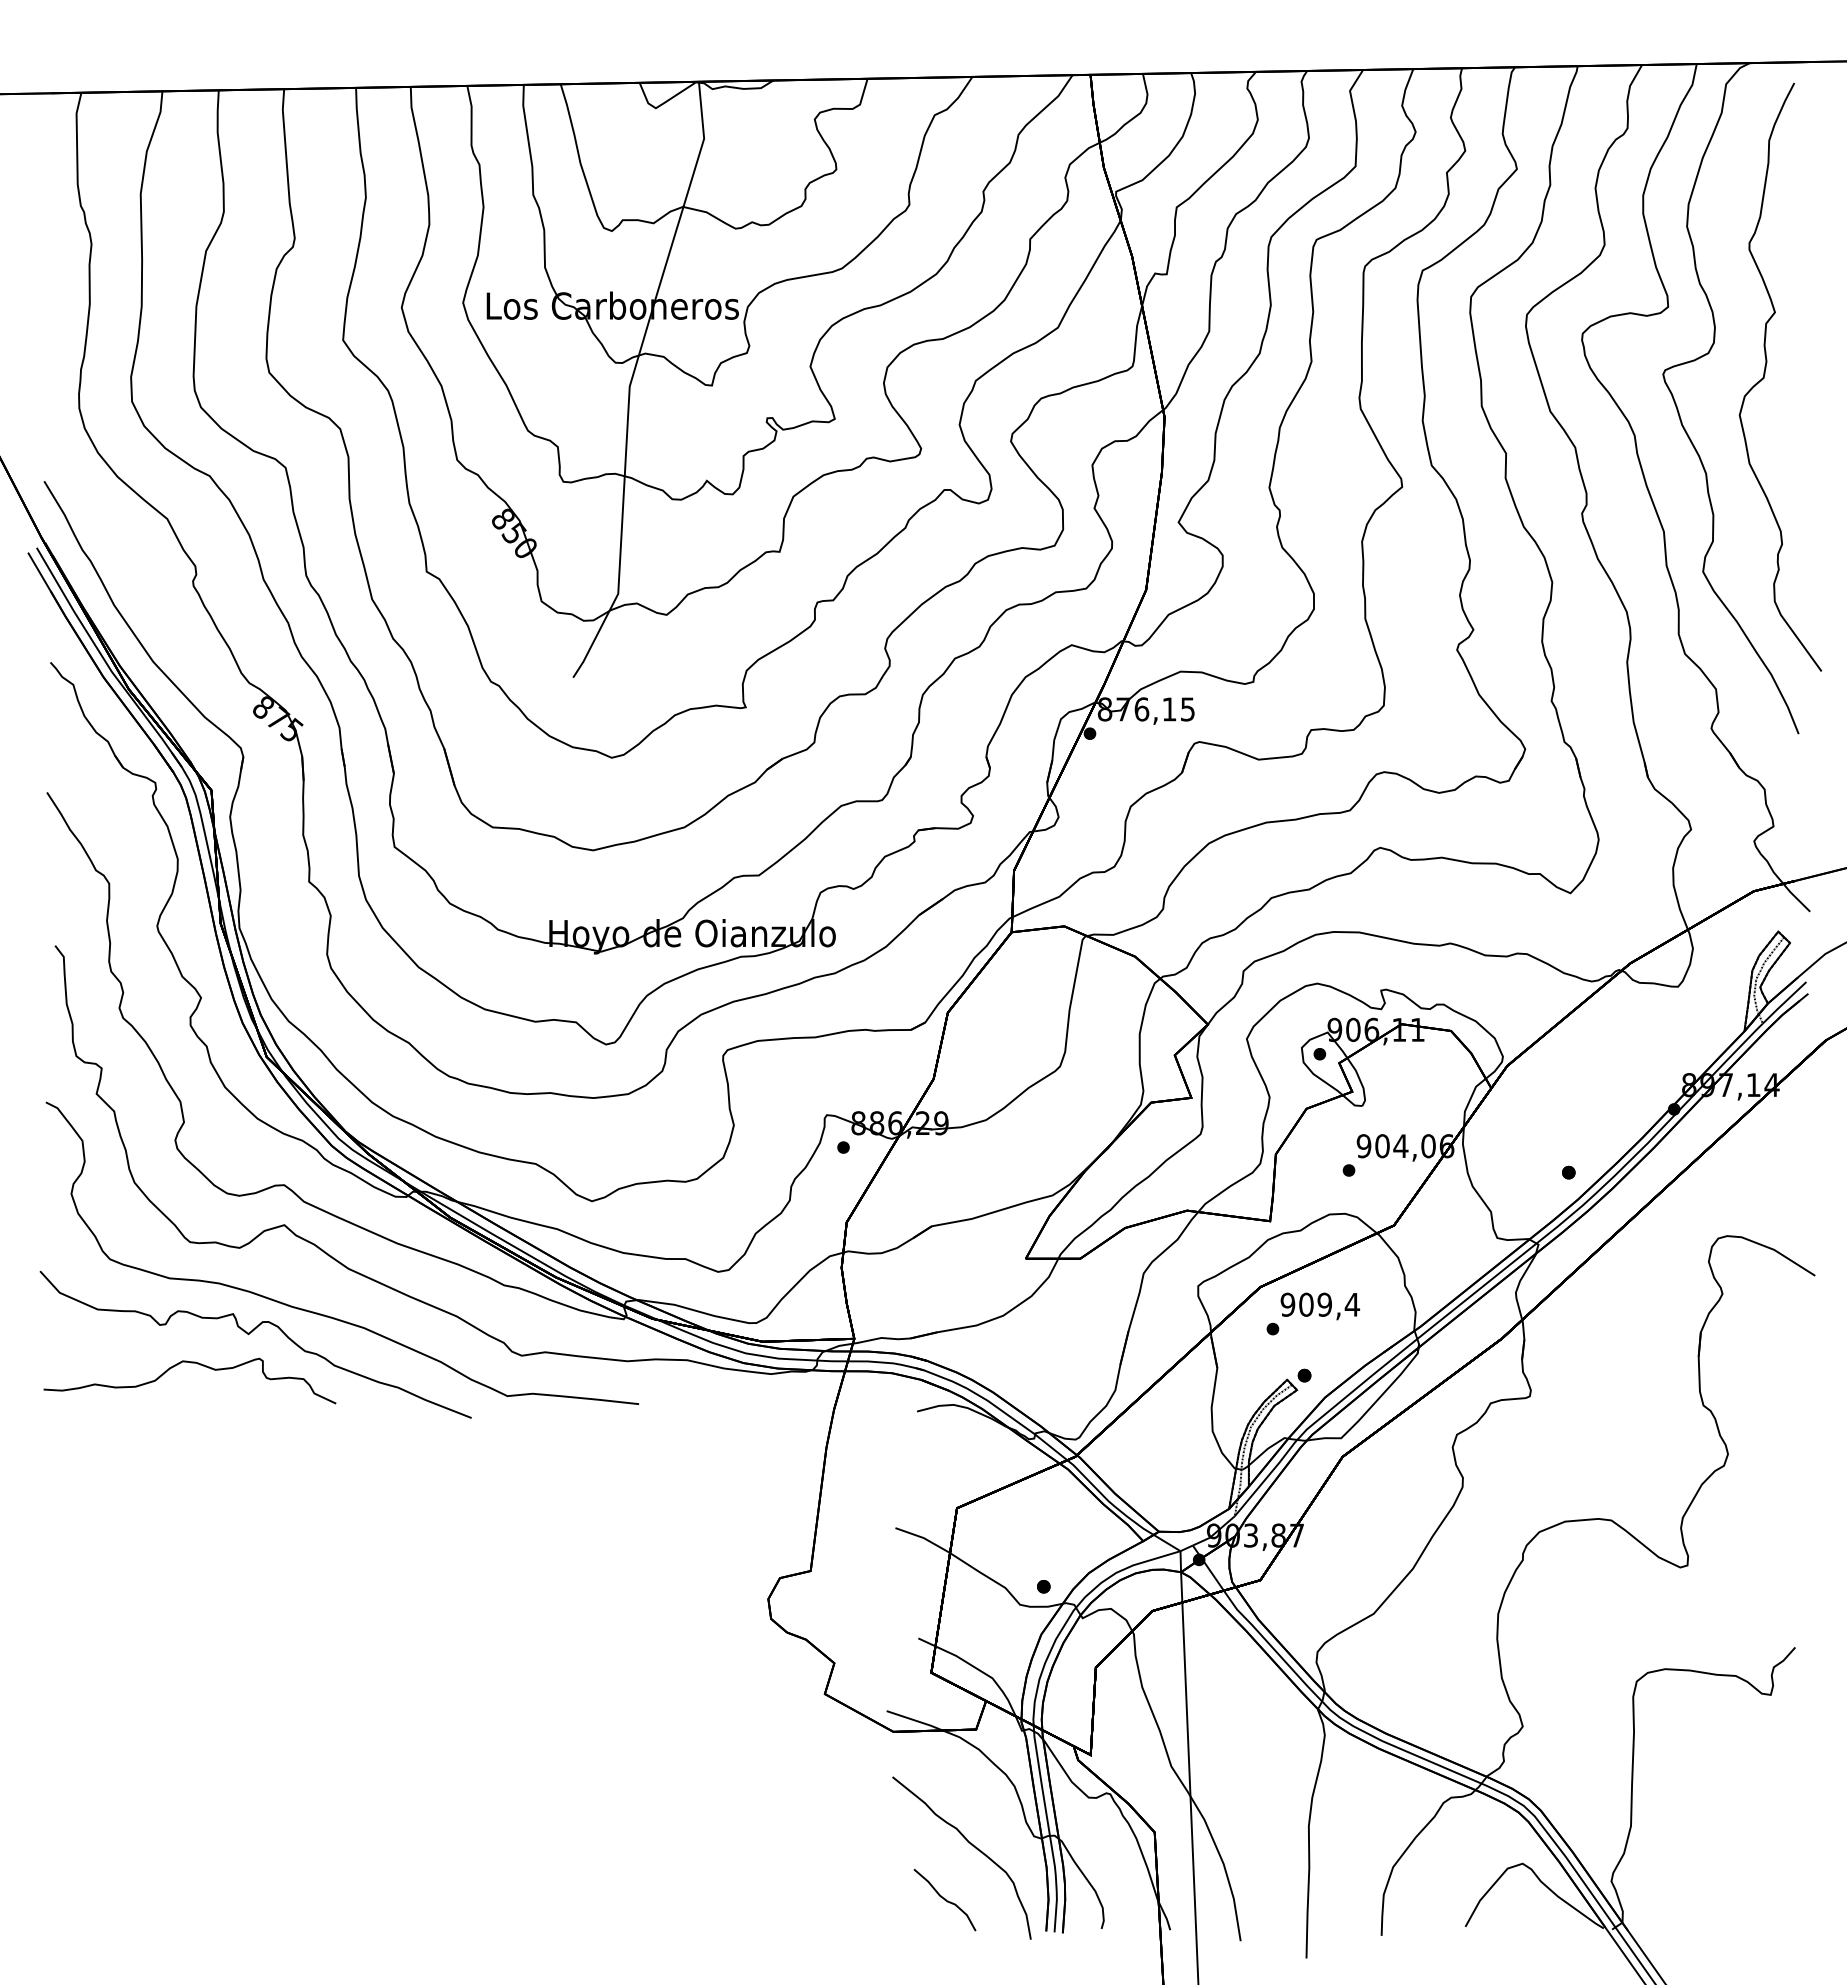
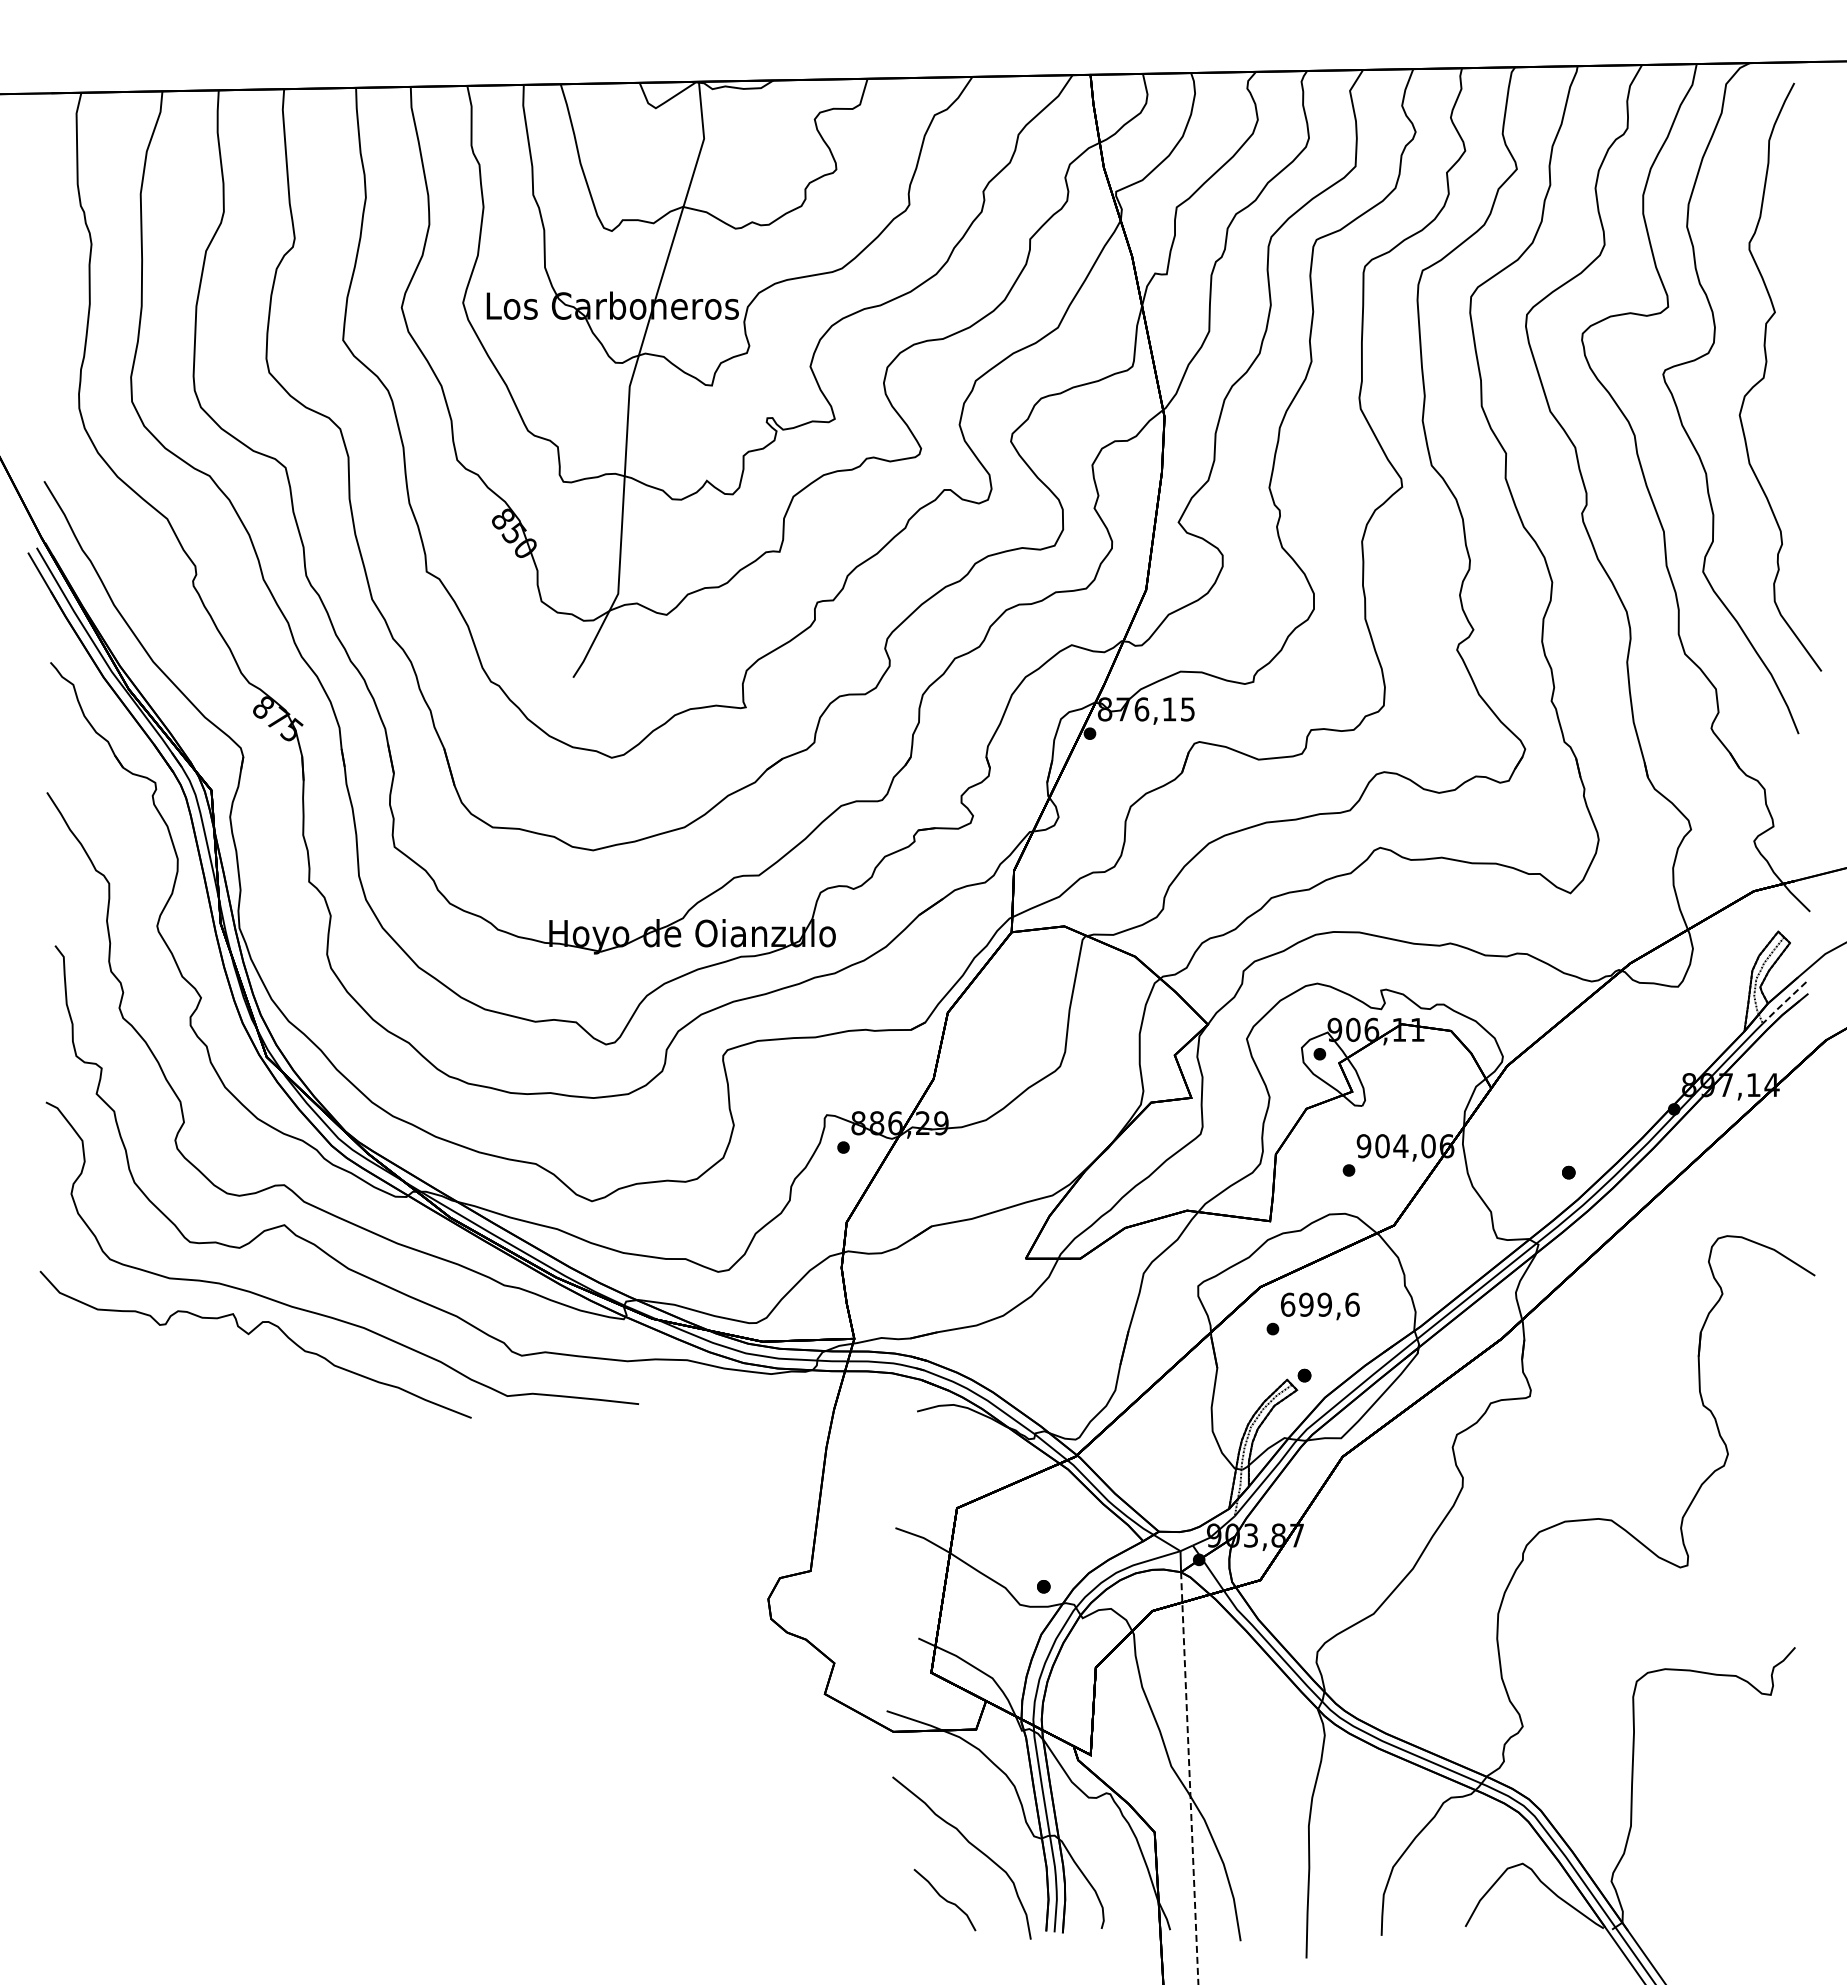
line: solid -> dashed (1783, 1003)
text: 909,4 -> 699,6 (1320, 1304)
curve: present -> none (190, 1363)
line: solid -> dashed (1189, 1778)
